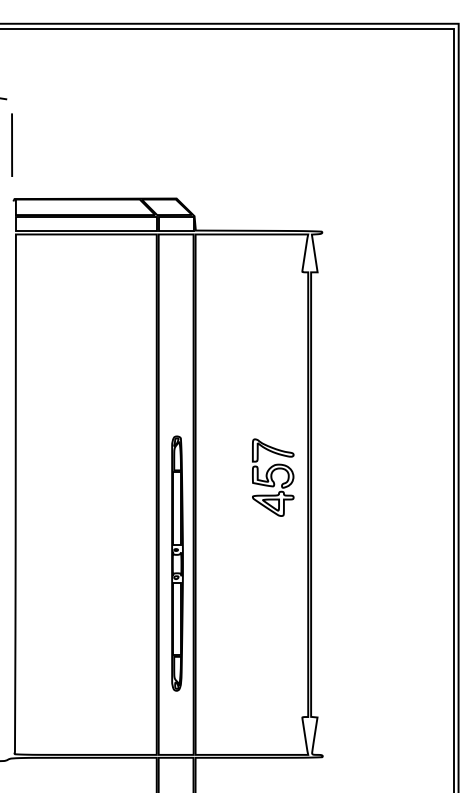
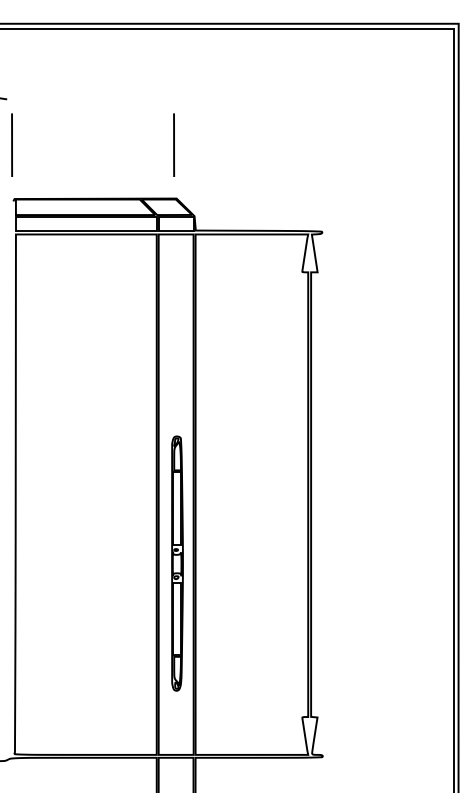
line: none -> present (173, 144)
part: present -> none (273, 477)
